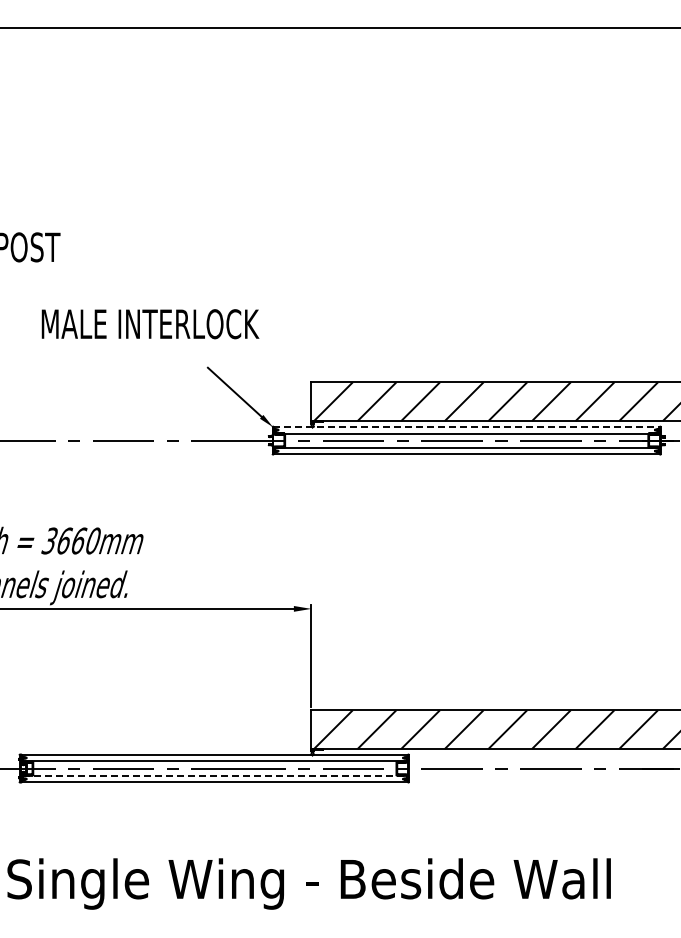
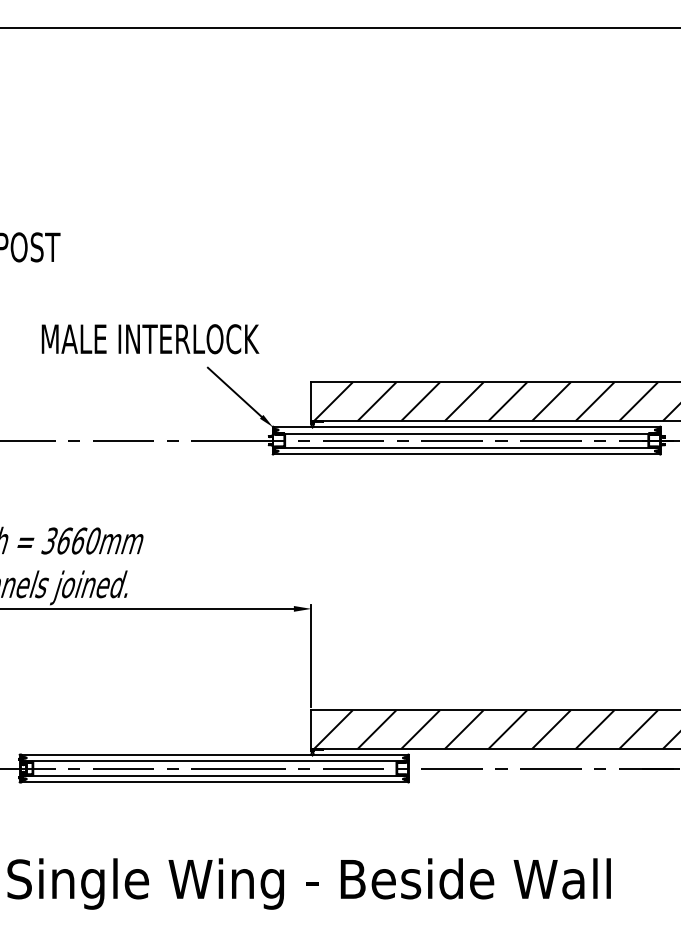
text position: (150, 324) -> (150, 339) (150, 339)
line: dashed -> solid (466, 427)
line: dashed -> solid (215, 775)
